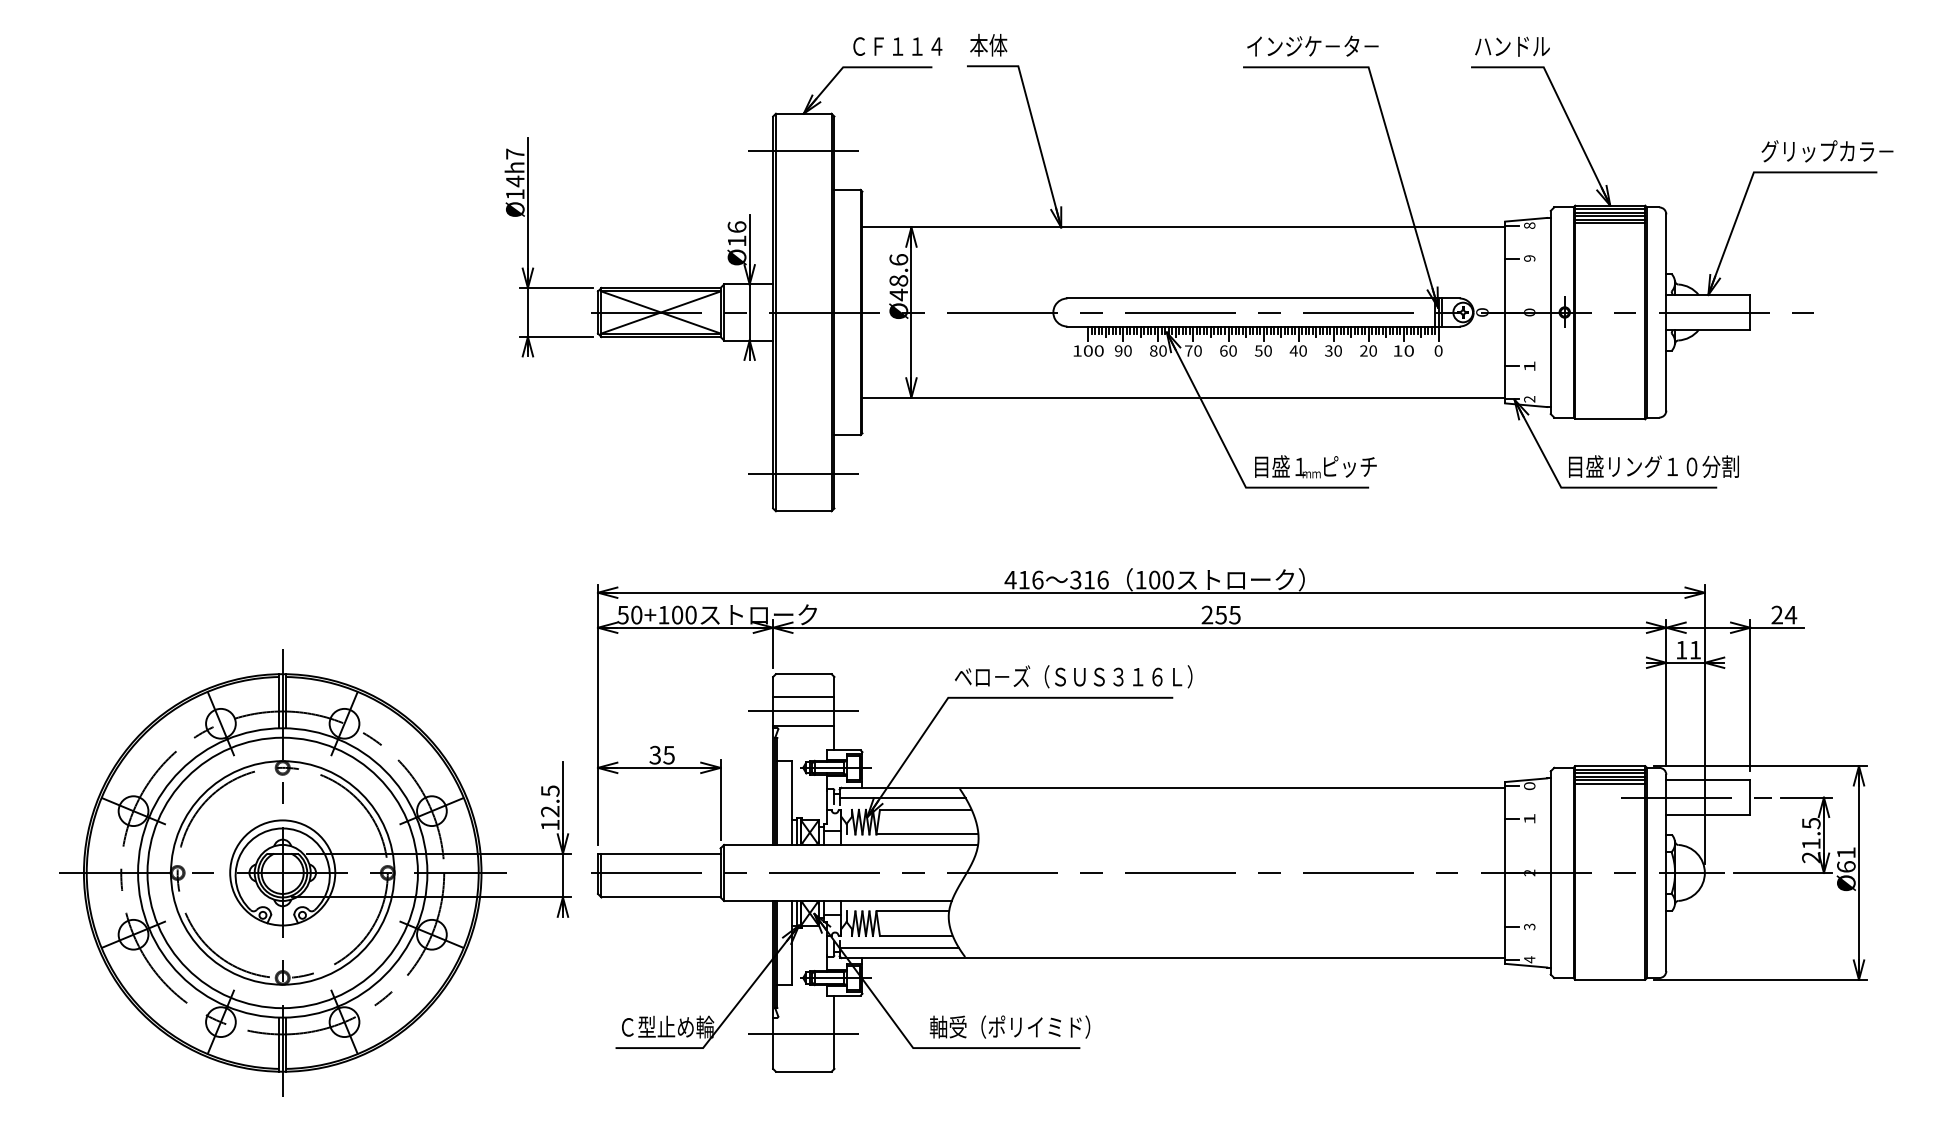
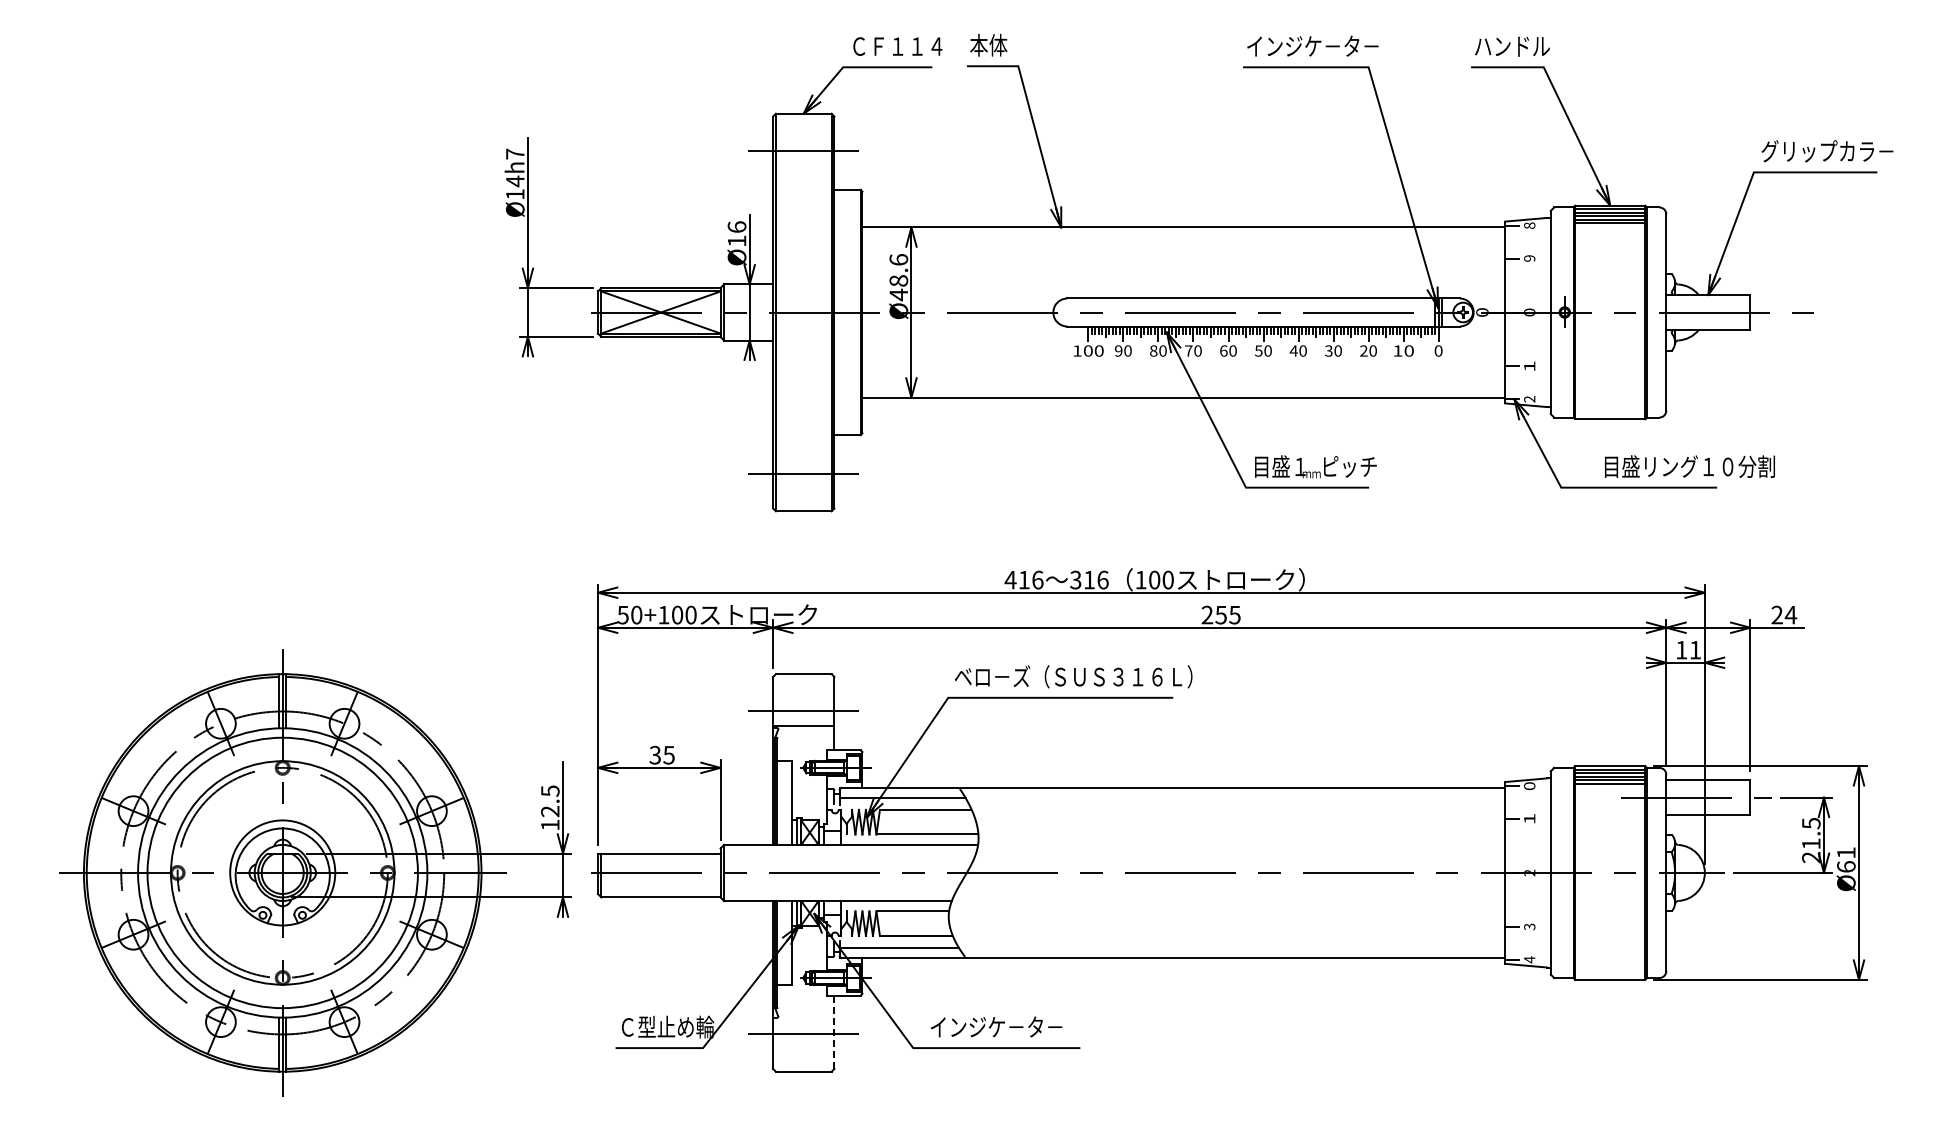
text position: (1653, 466) -> (1689, 466) (1689, 466)
line: present -> none (803, 696)
text: 軸受（ポリイミド） -> インジケ－タ－ (1009, 1026)
line: solid -> dashed (834, 1032)
